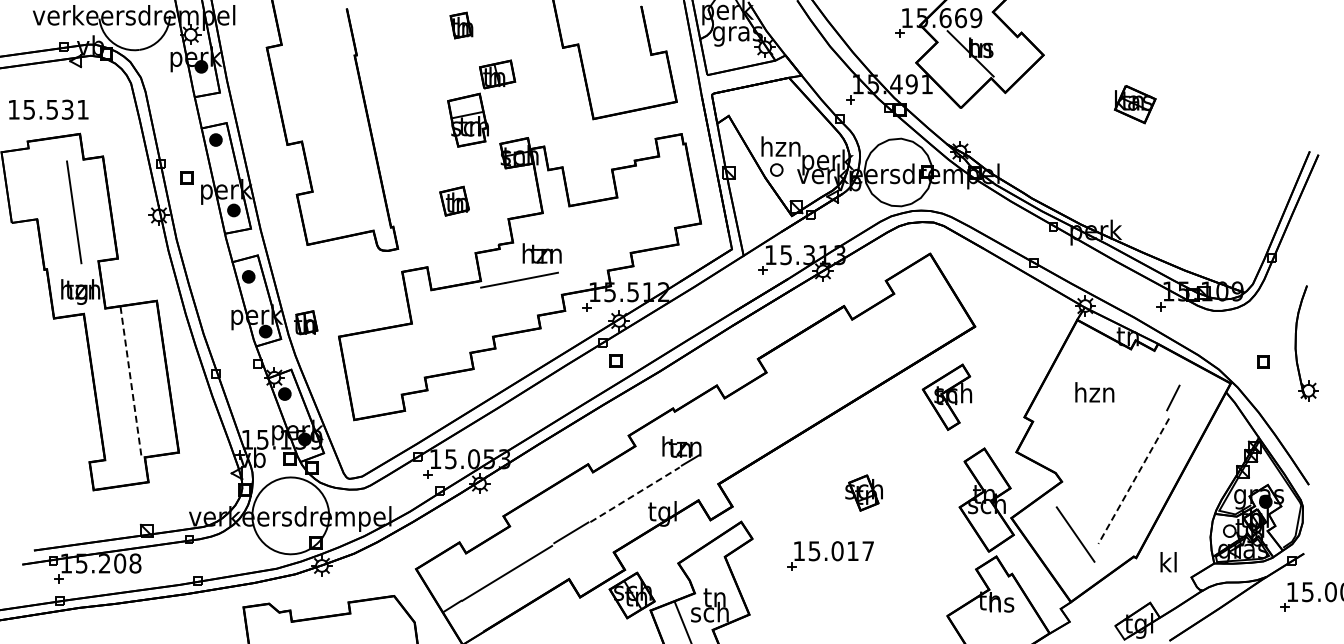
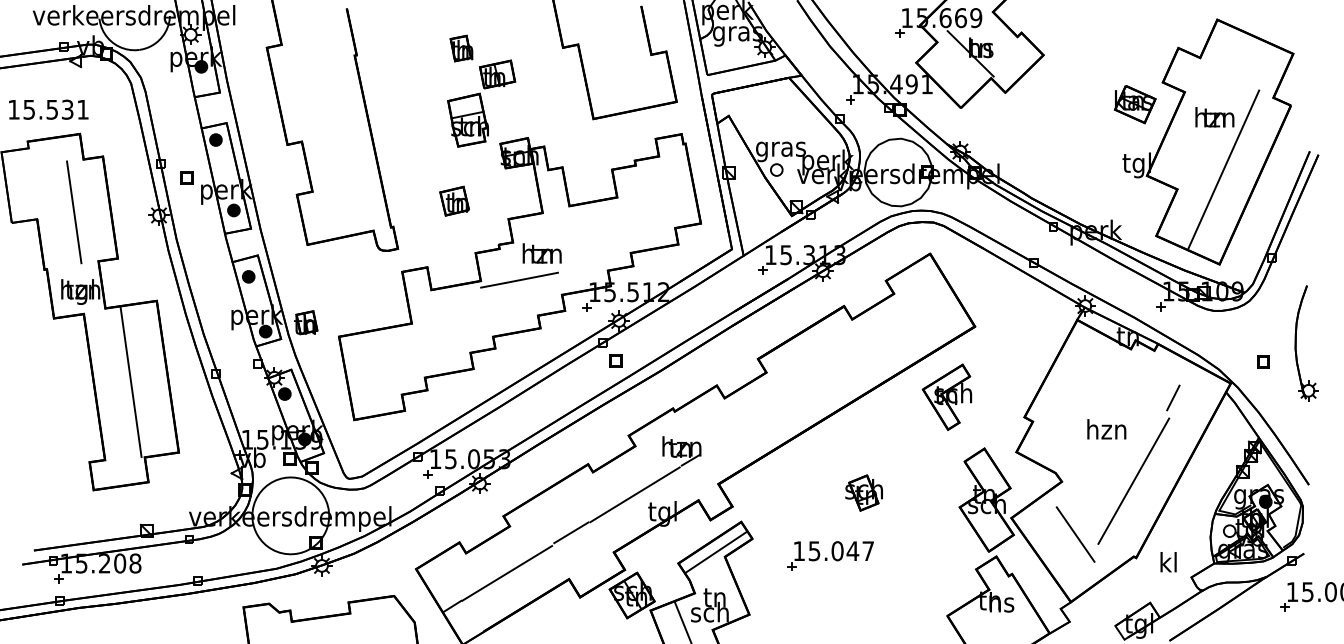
part position: (461, 25) -> (461, 48) (461, 48)
part: none -> present (1208, 141)
text: hzn -> gras (780, 149)
line: dashed -> solid (131, 381)
text position: (1094, 392) -> (1106, 429) (1106, 429)
line: dashed -> solid (1133, 481)
line: dashed -> solid (635, 494)
text: 15.017 -> 15.047 (852, 550)
line: none -> present (716, 551)
